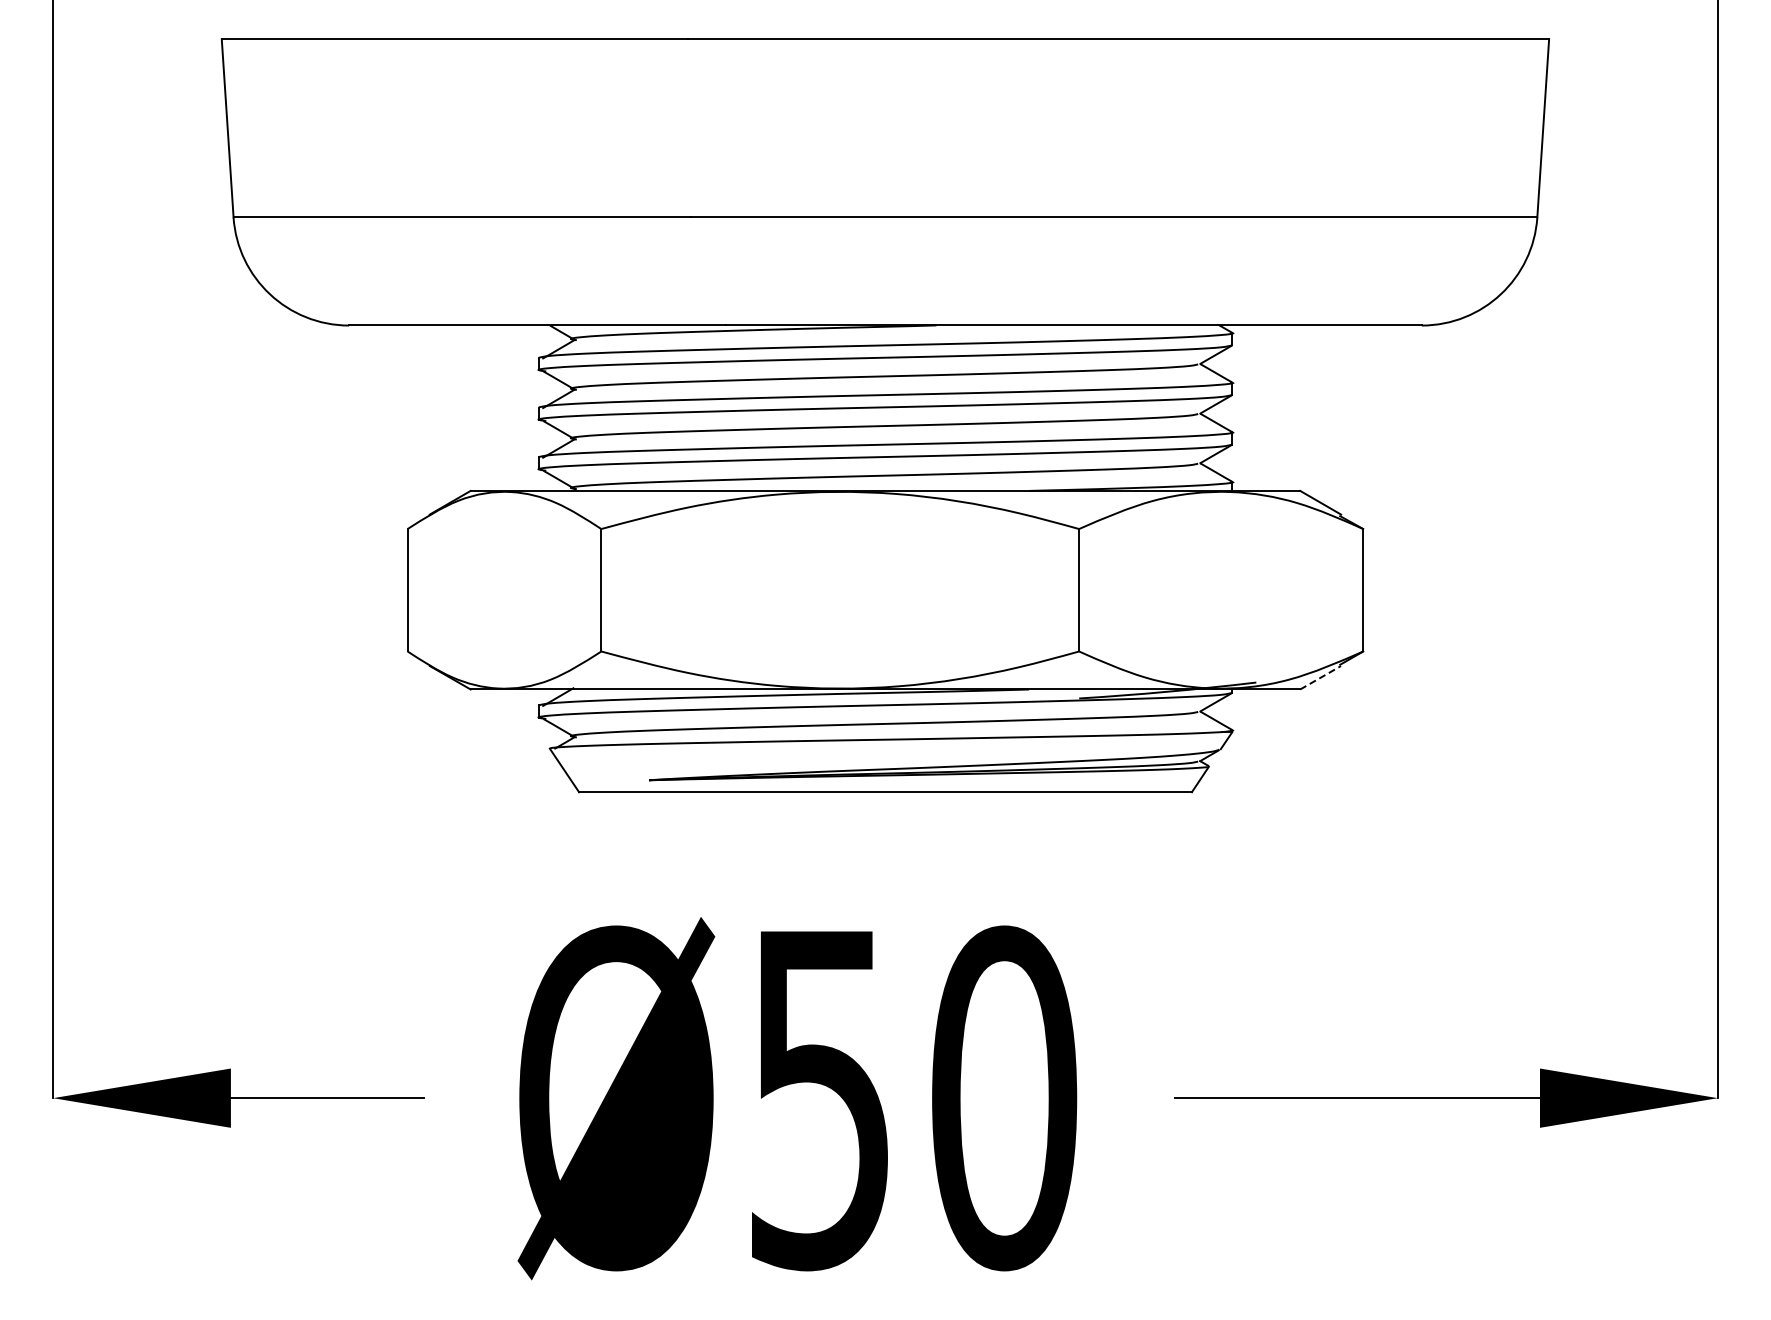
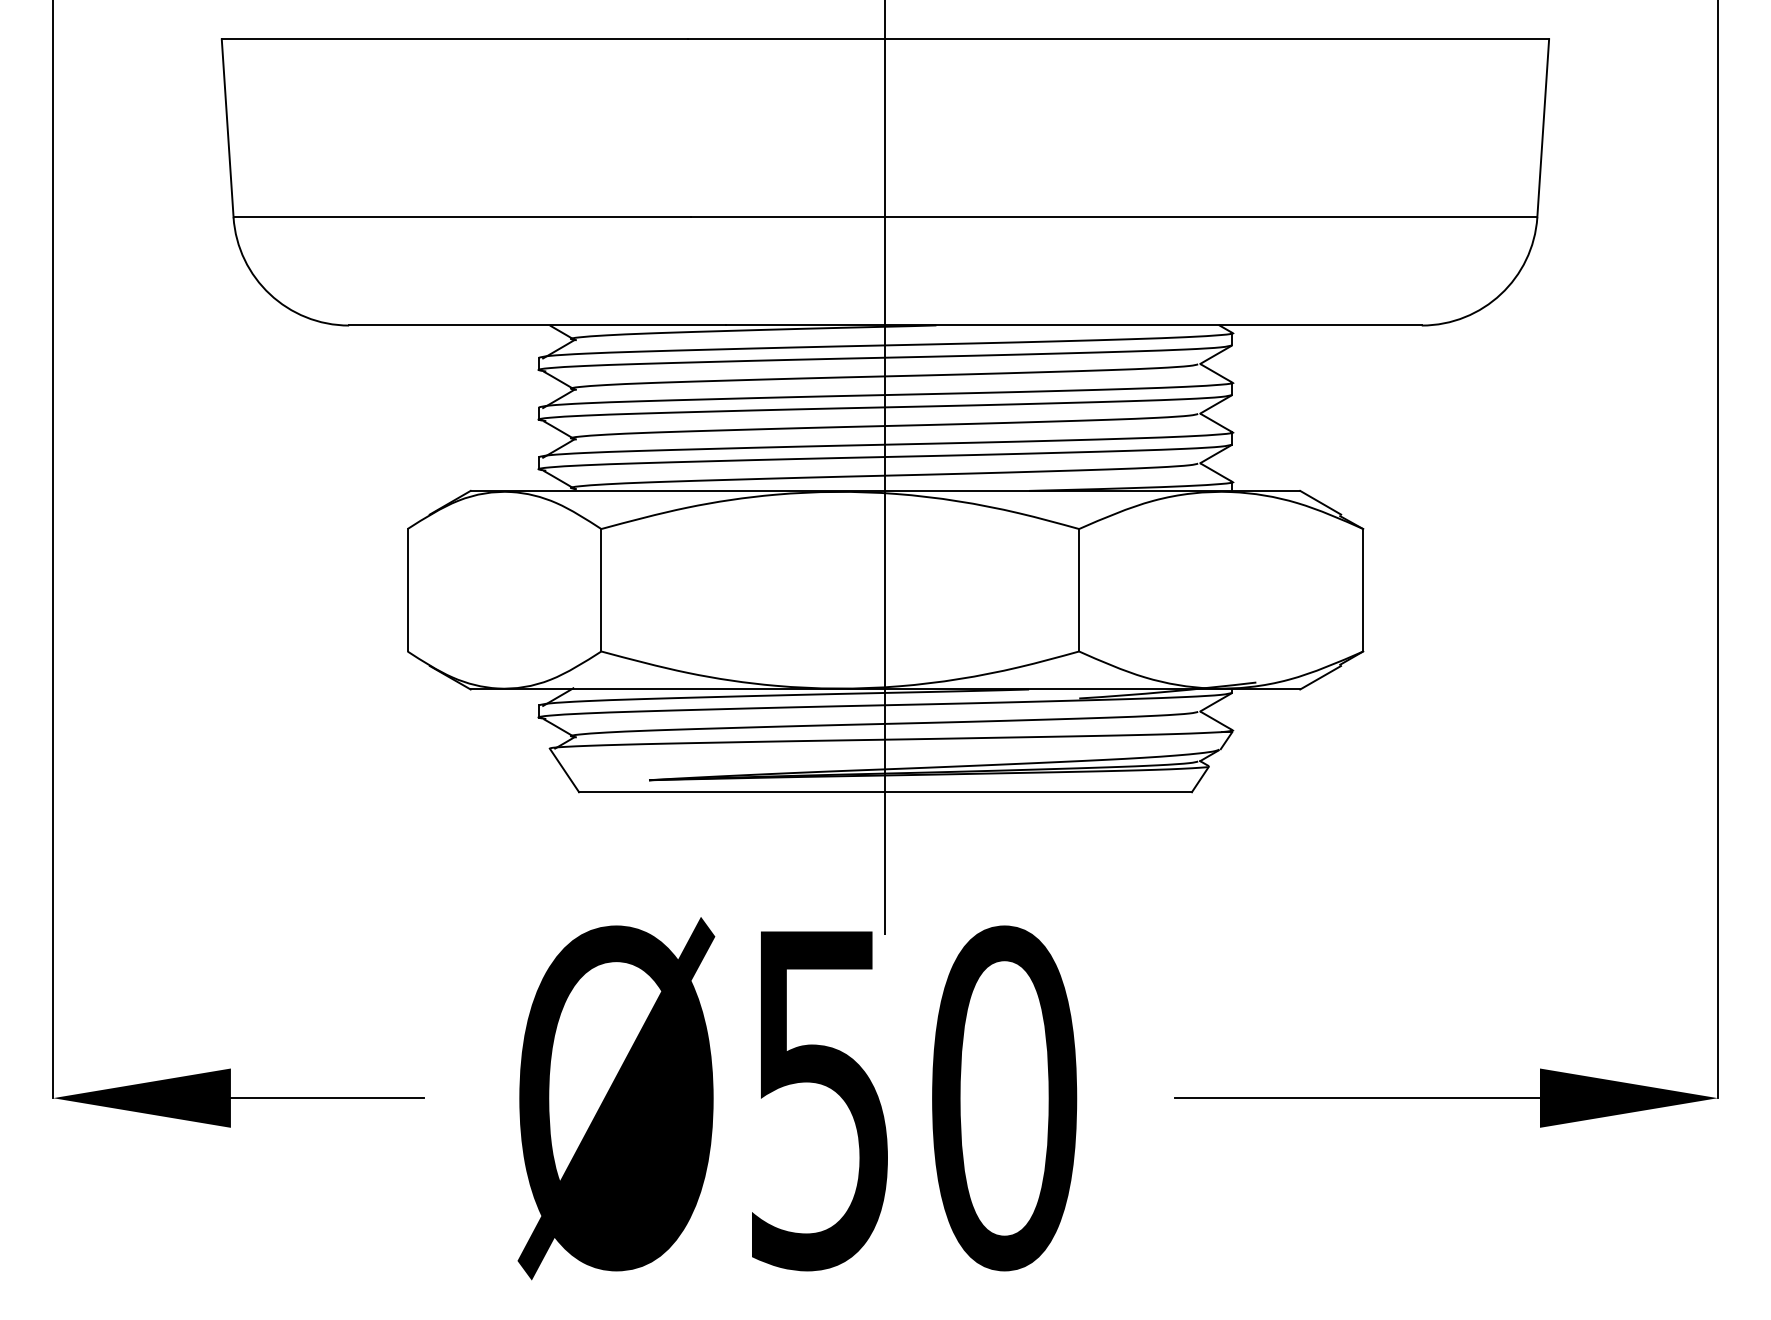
line: none -> present (885, 468)
line: dashed -> solid (1320, 677)
